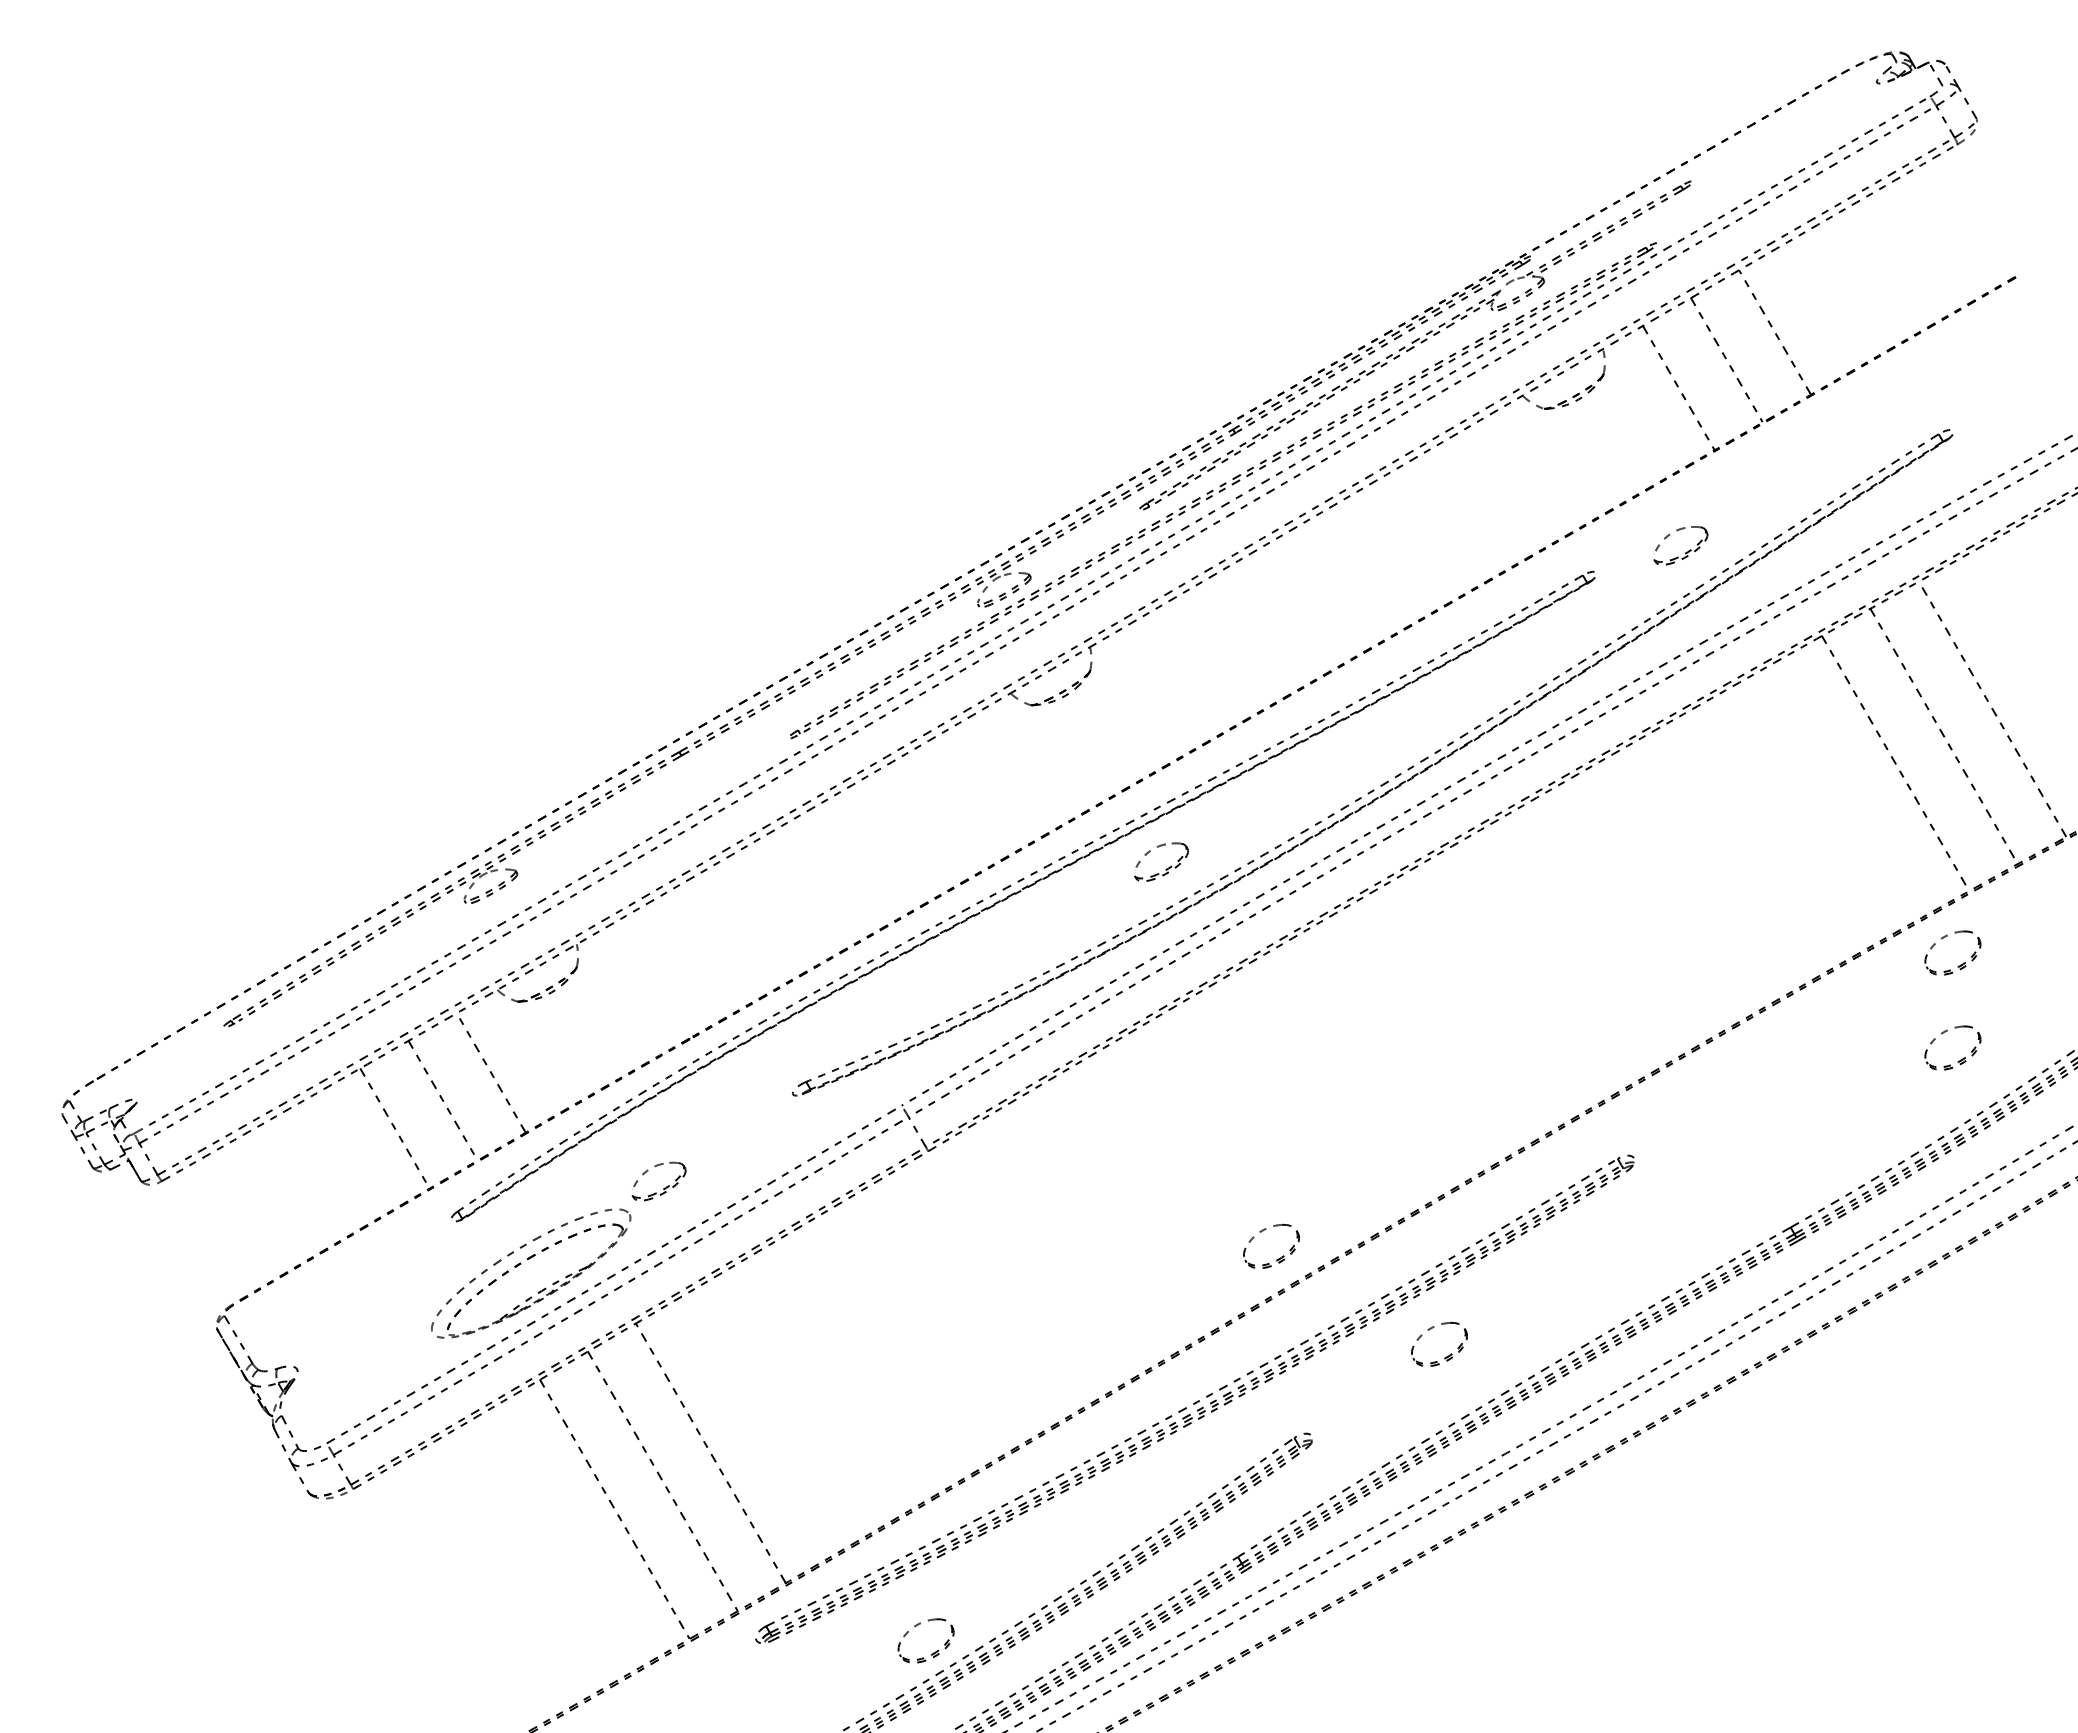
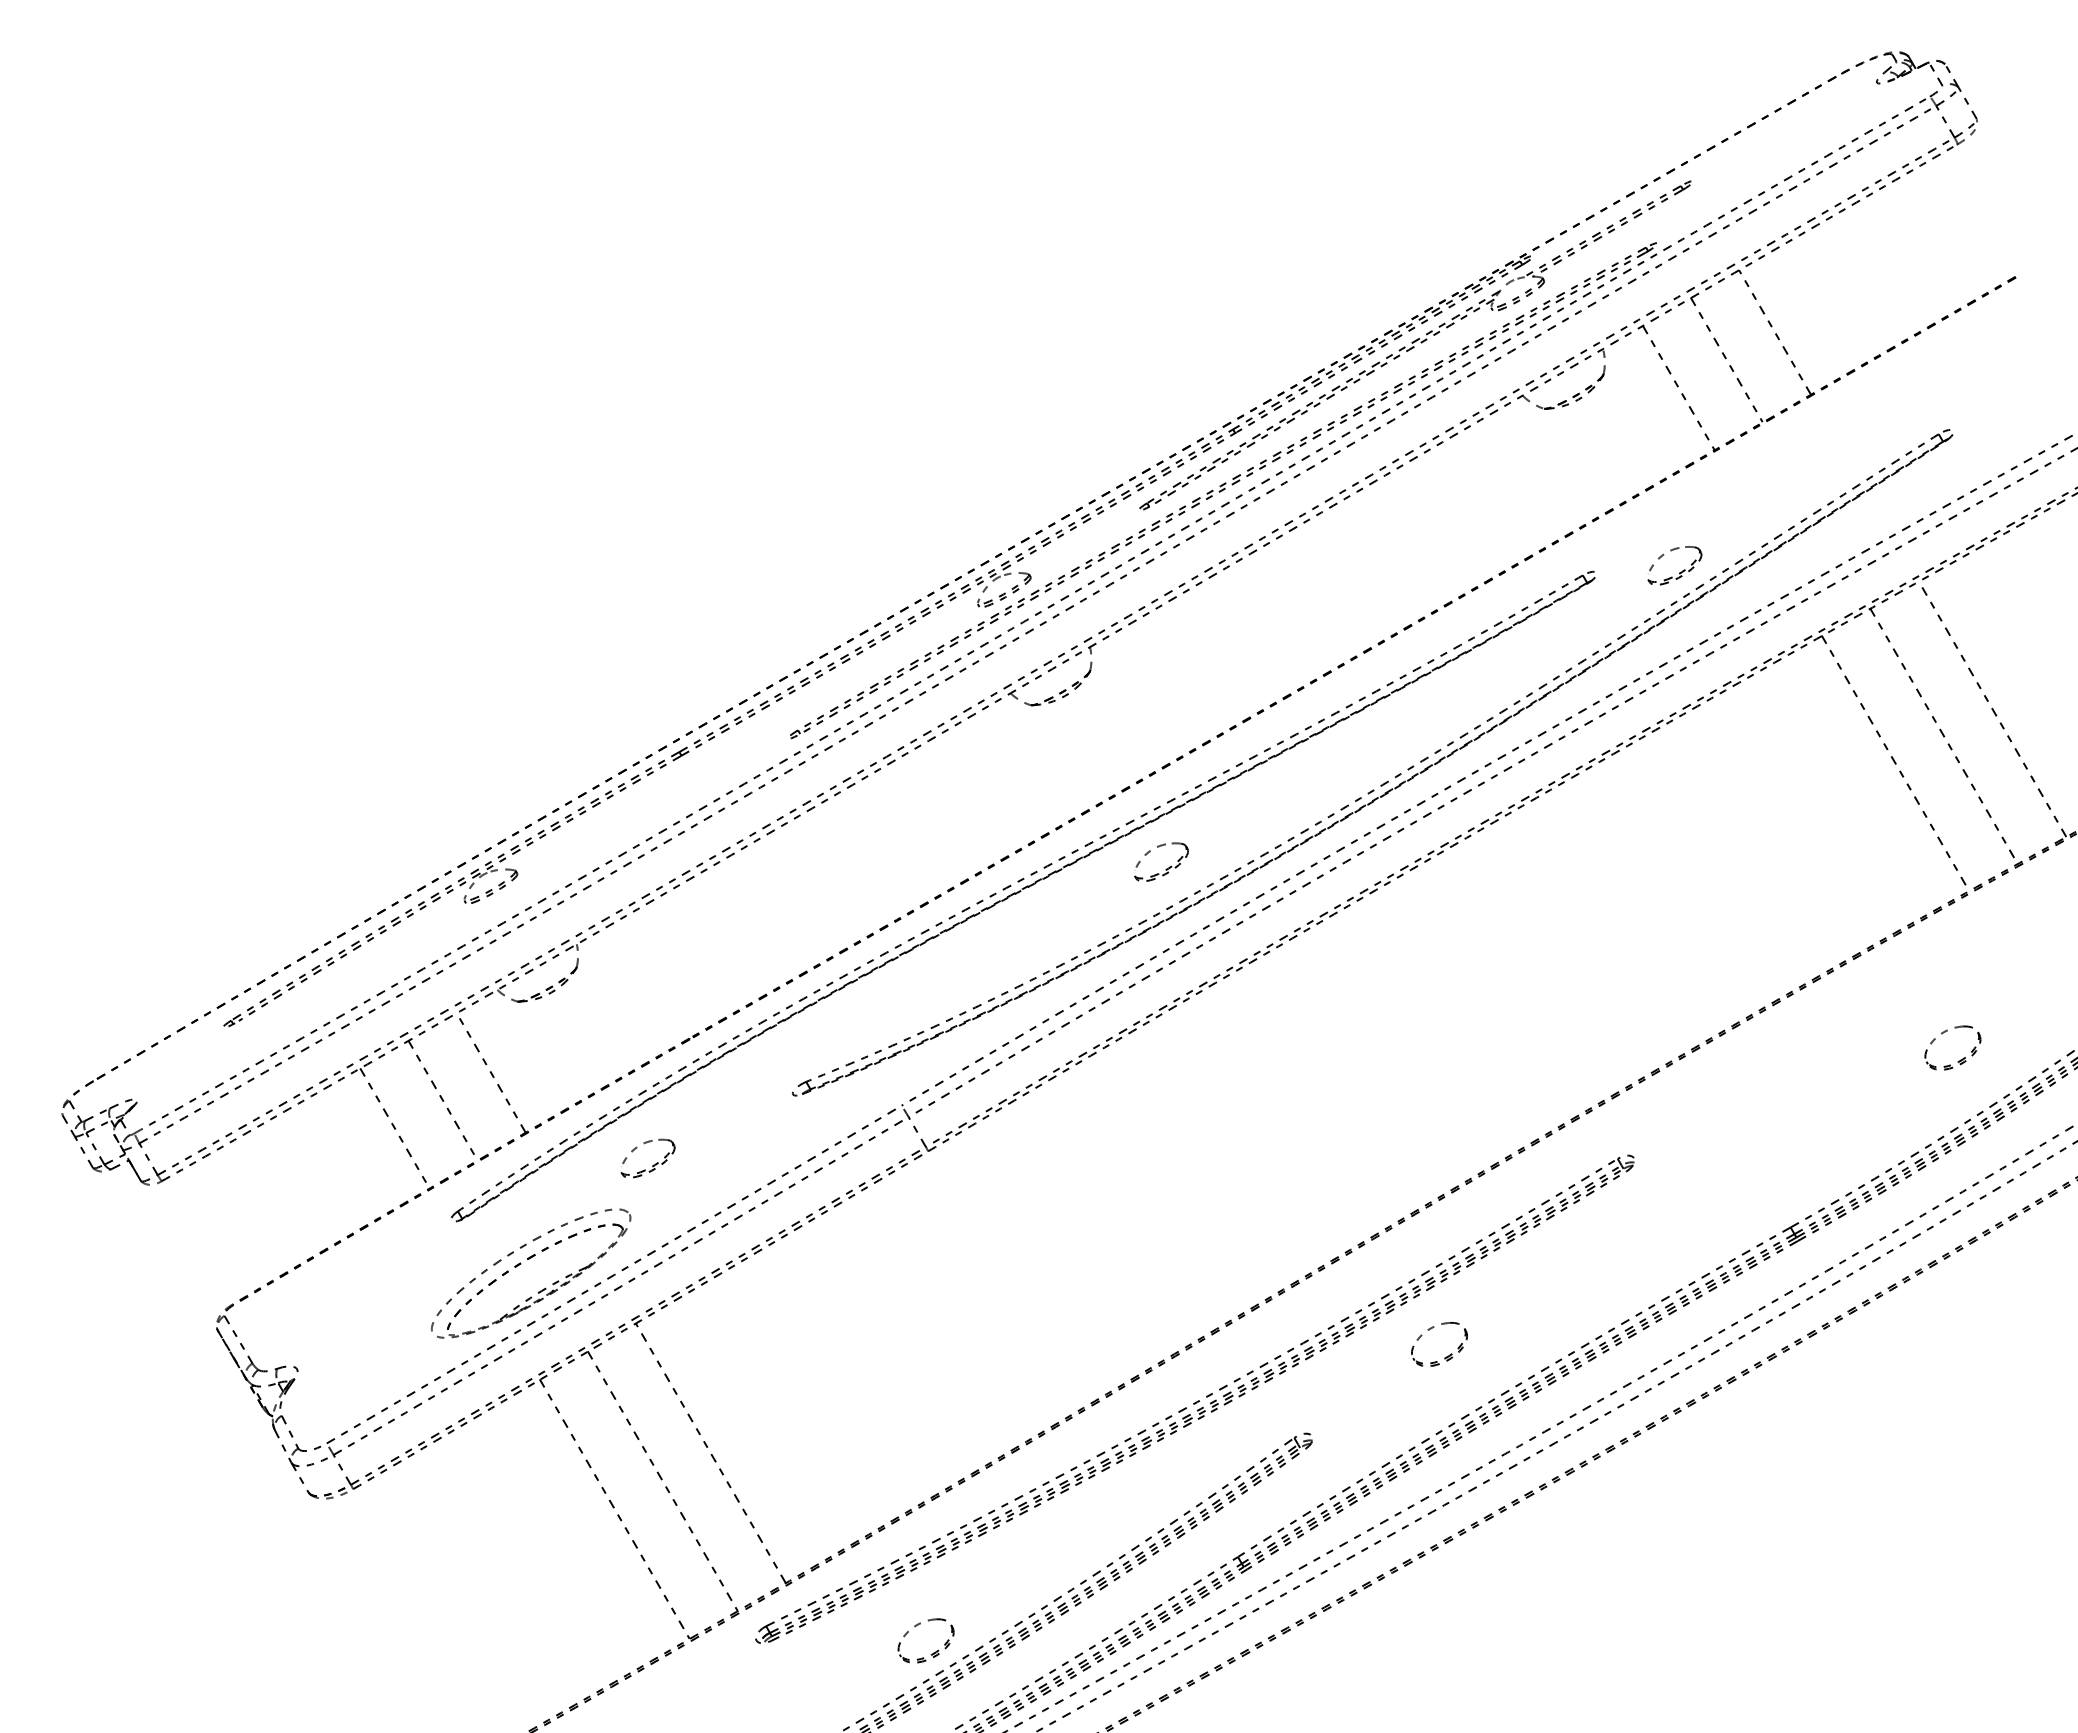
part position: (1685, 552) -> (1679, 572) (1679, 572)
part: present -> none (1960, 964)
part position: (664, 1187) -> (653, 1164) (653, 1164)
part: present -> none (1278, 1258)
